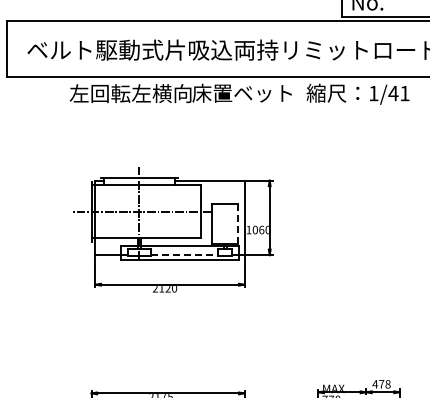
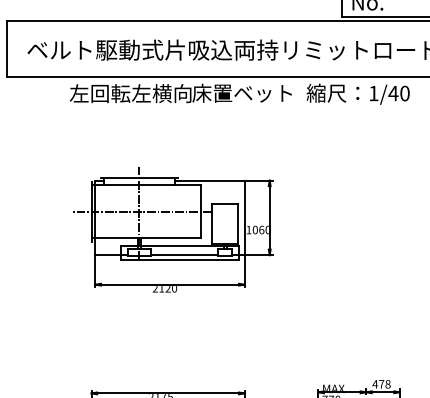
text: 1/41 -> 1/40 (404, 93)
line: dashed -> solid (238, 224)
line: dashed -> solid (184, 255)
